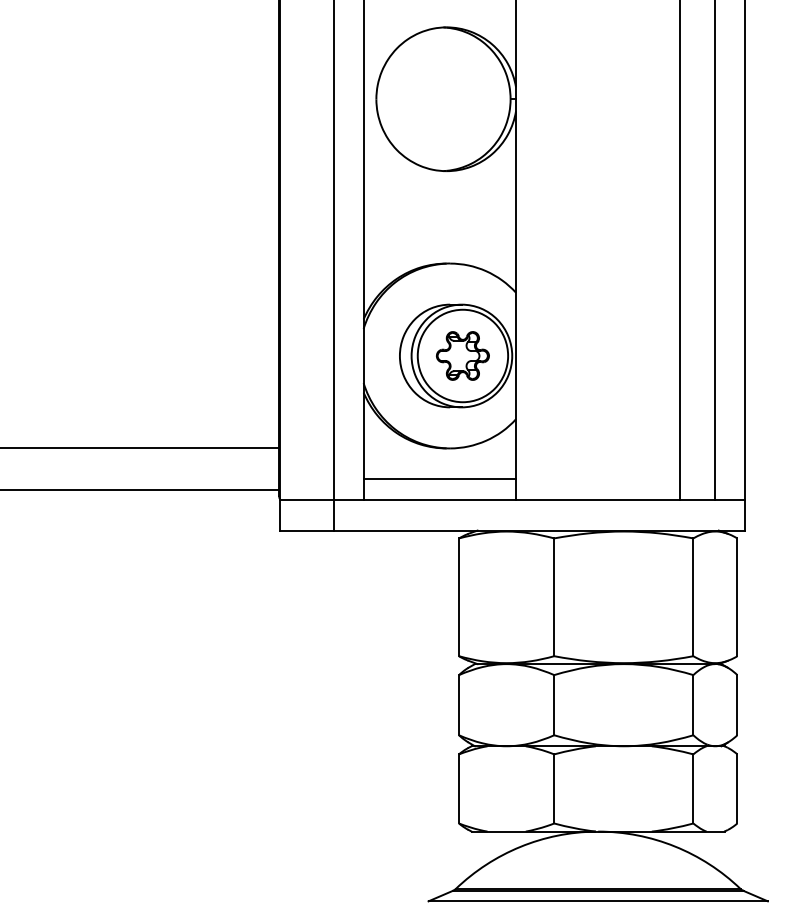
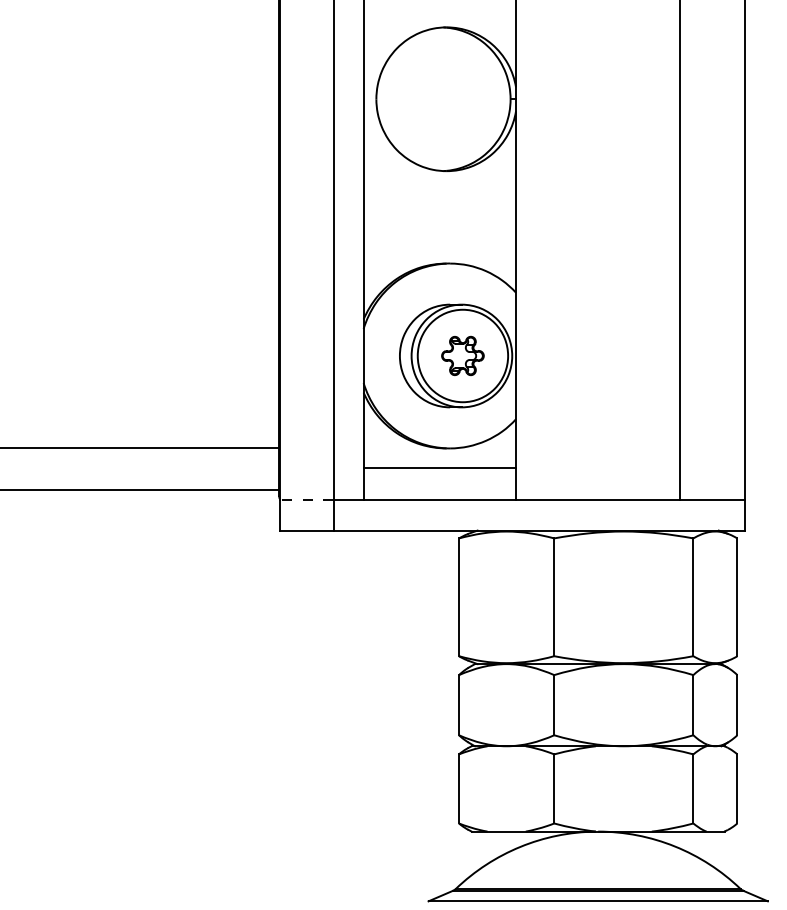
line: present -> none (715, 250)
part size: 54x50 px -> 44x42 px (462, 355)
line position: (439, 479) -> (439, 468) (439, 468)
line: solid -> dashed (306, 499)
